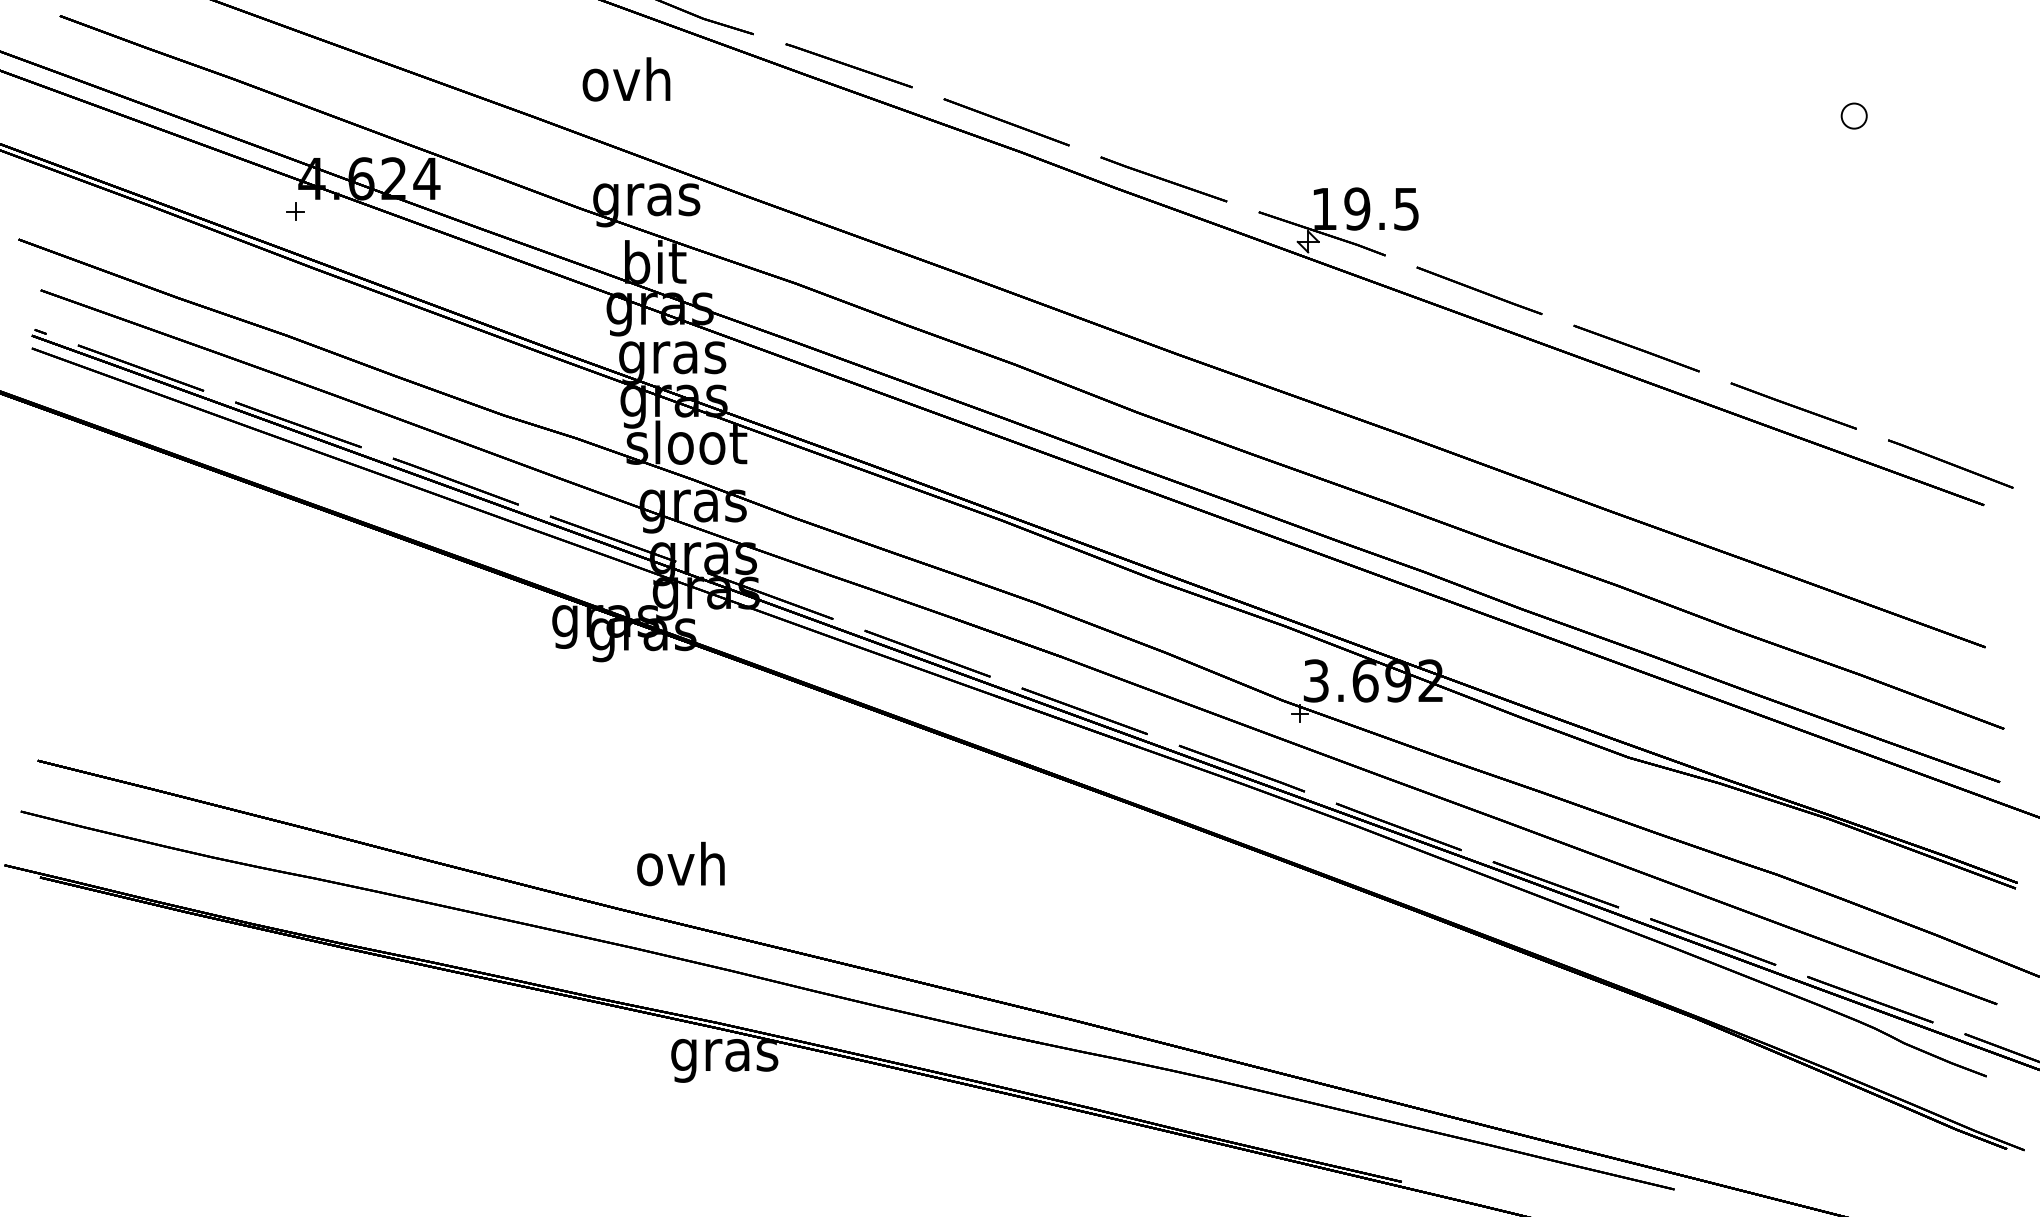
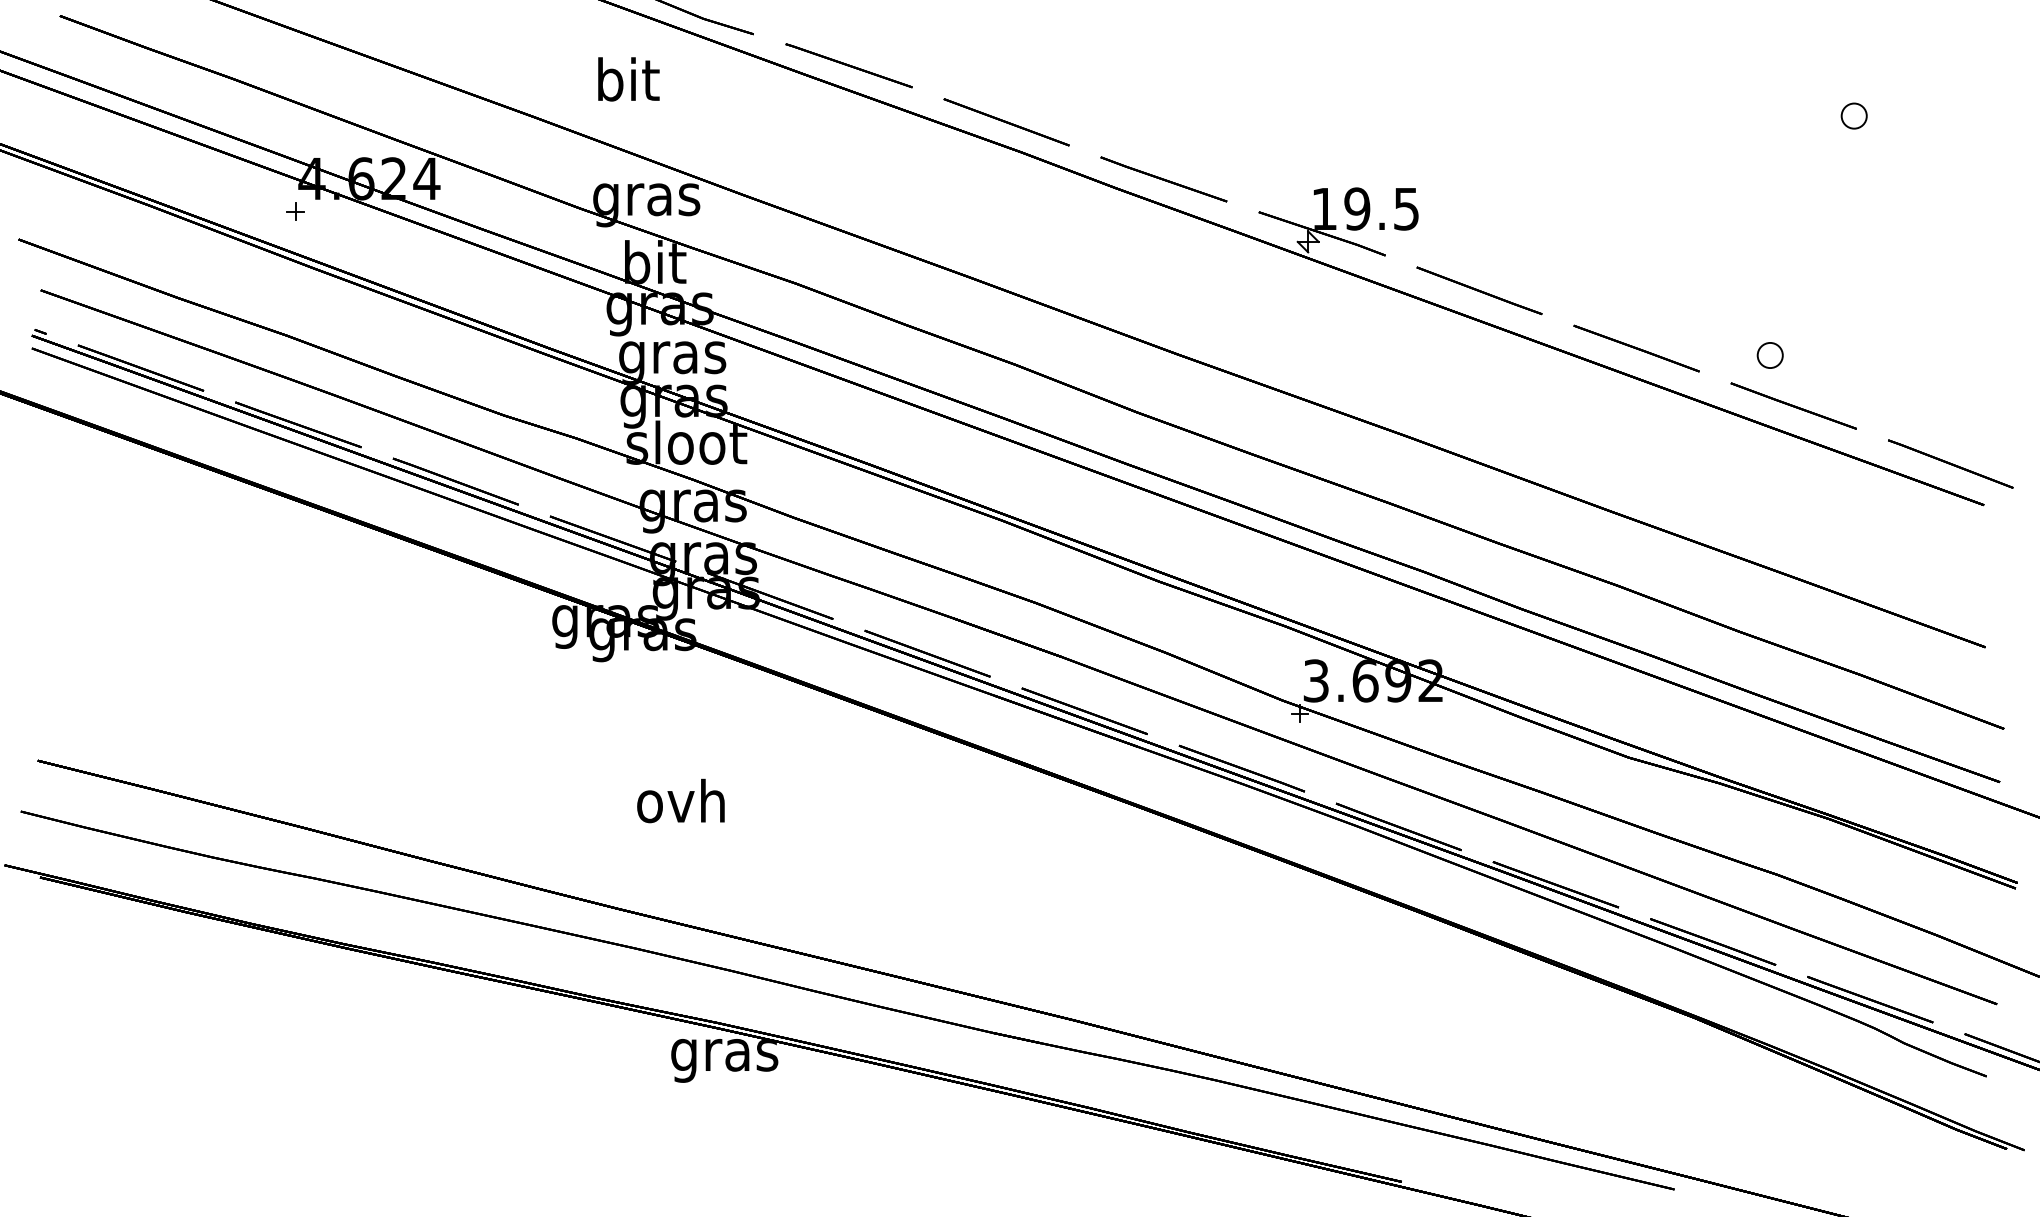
text: ovh -> bit (626, 79)
part: none -> present (1769, 355)
text position: (680, 863) -> (680, 800) (680, 800)
